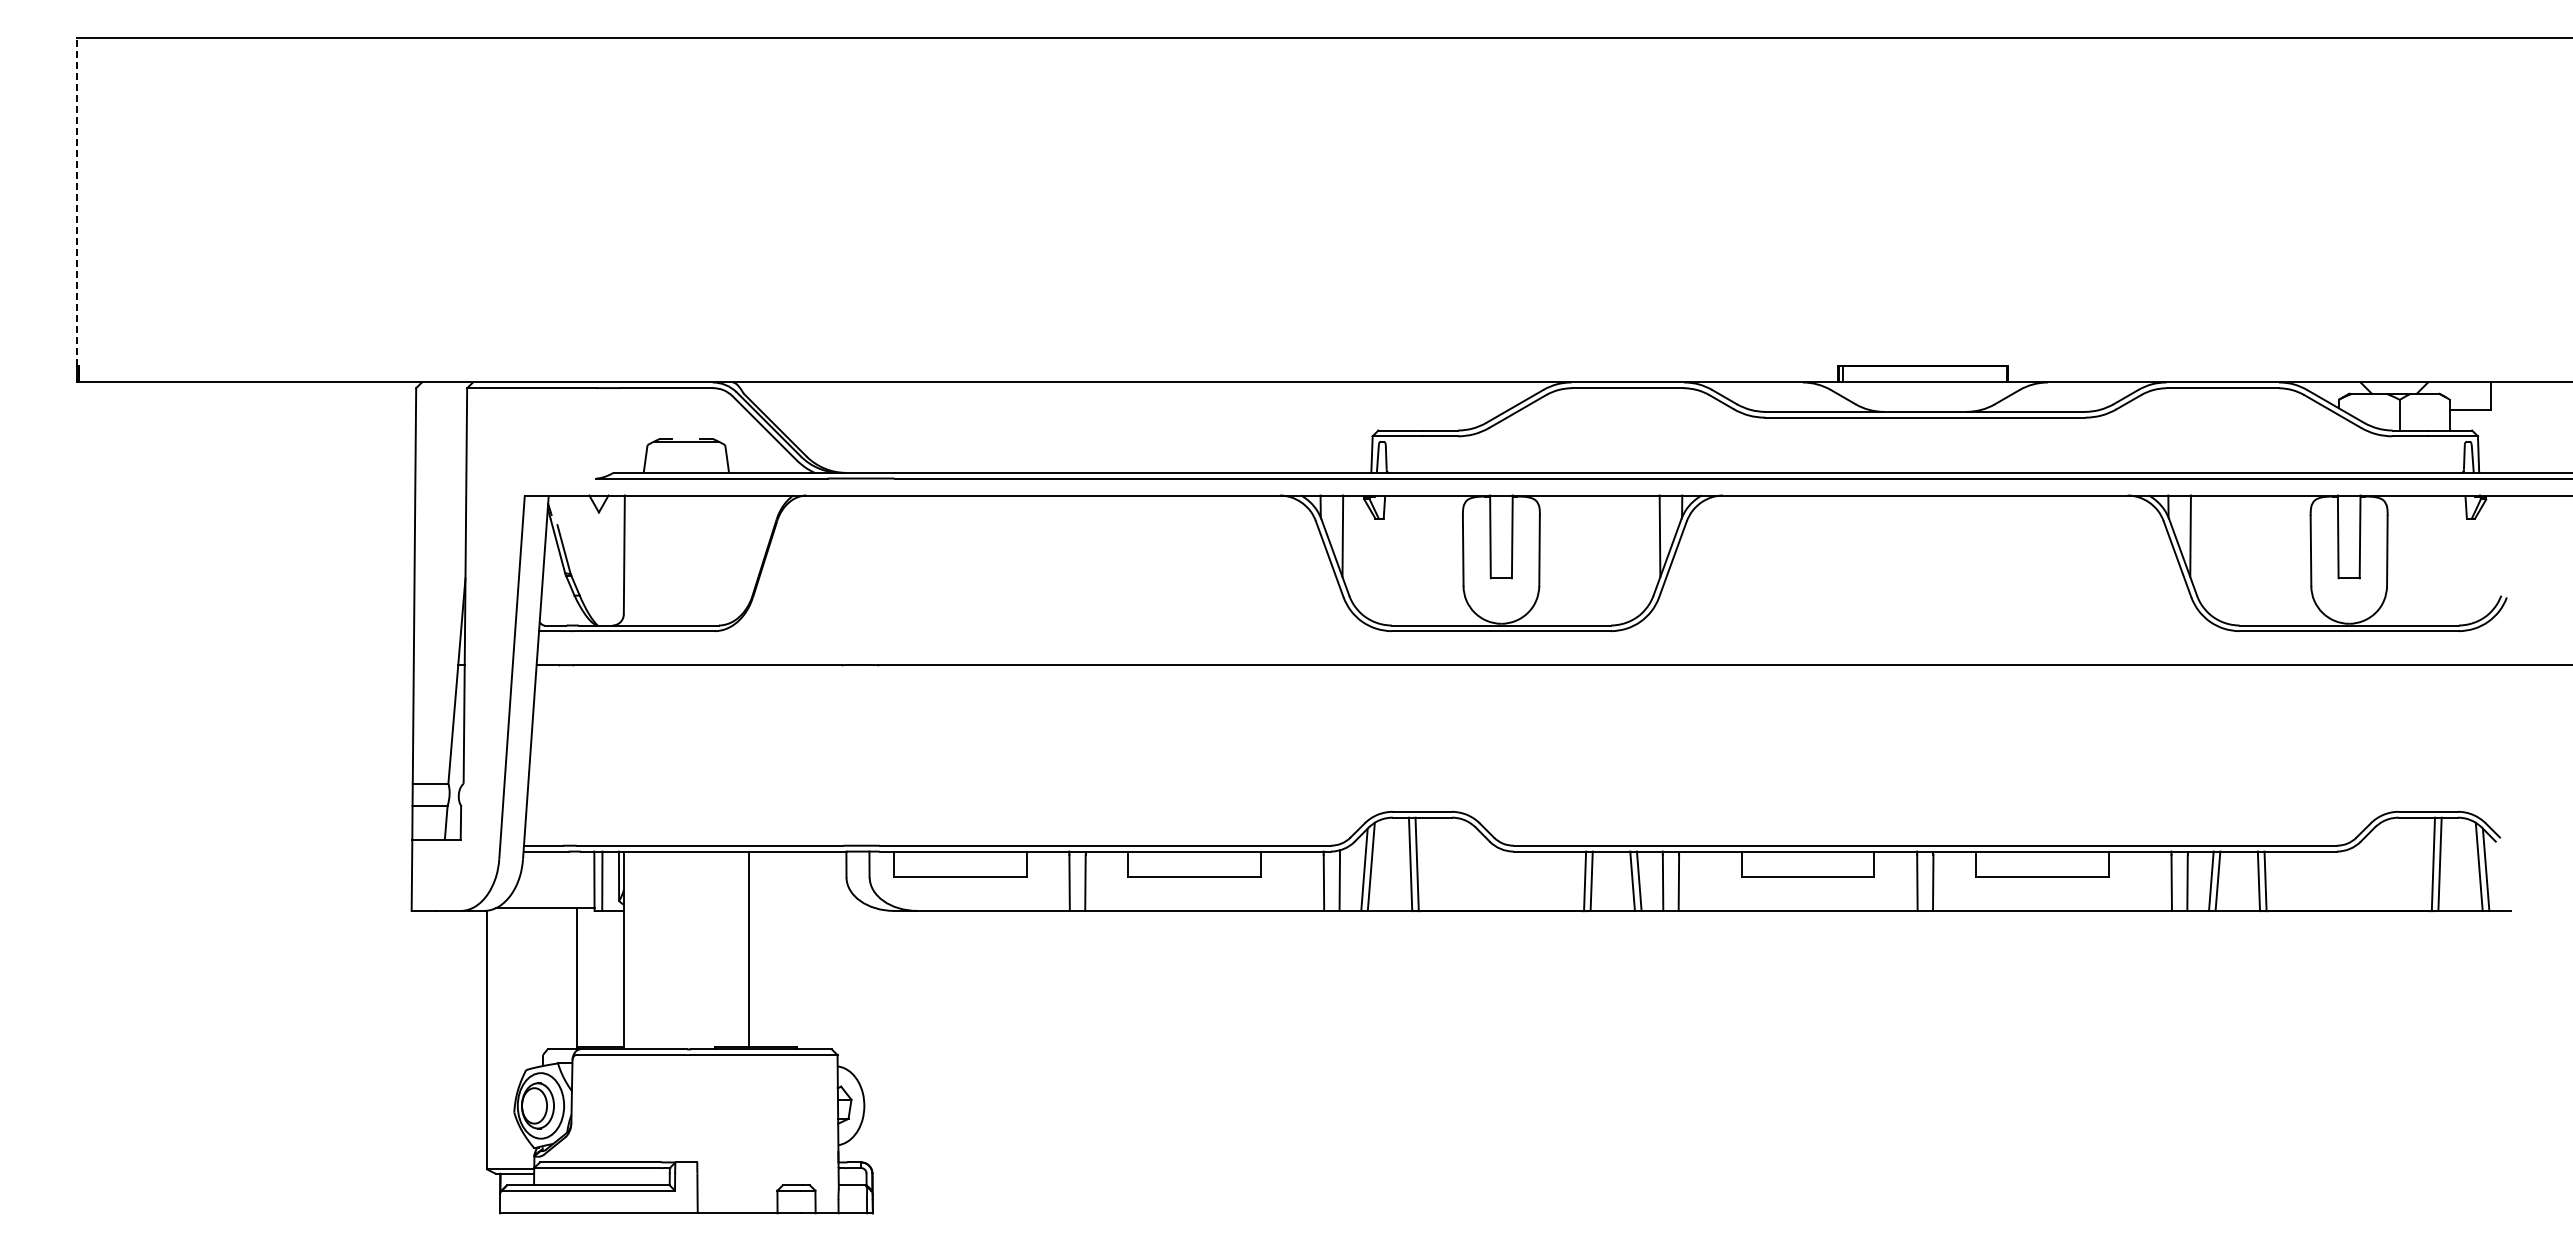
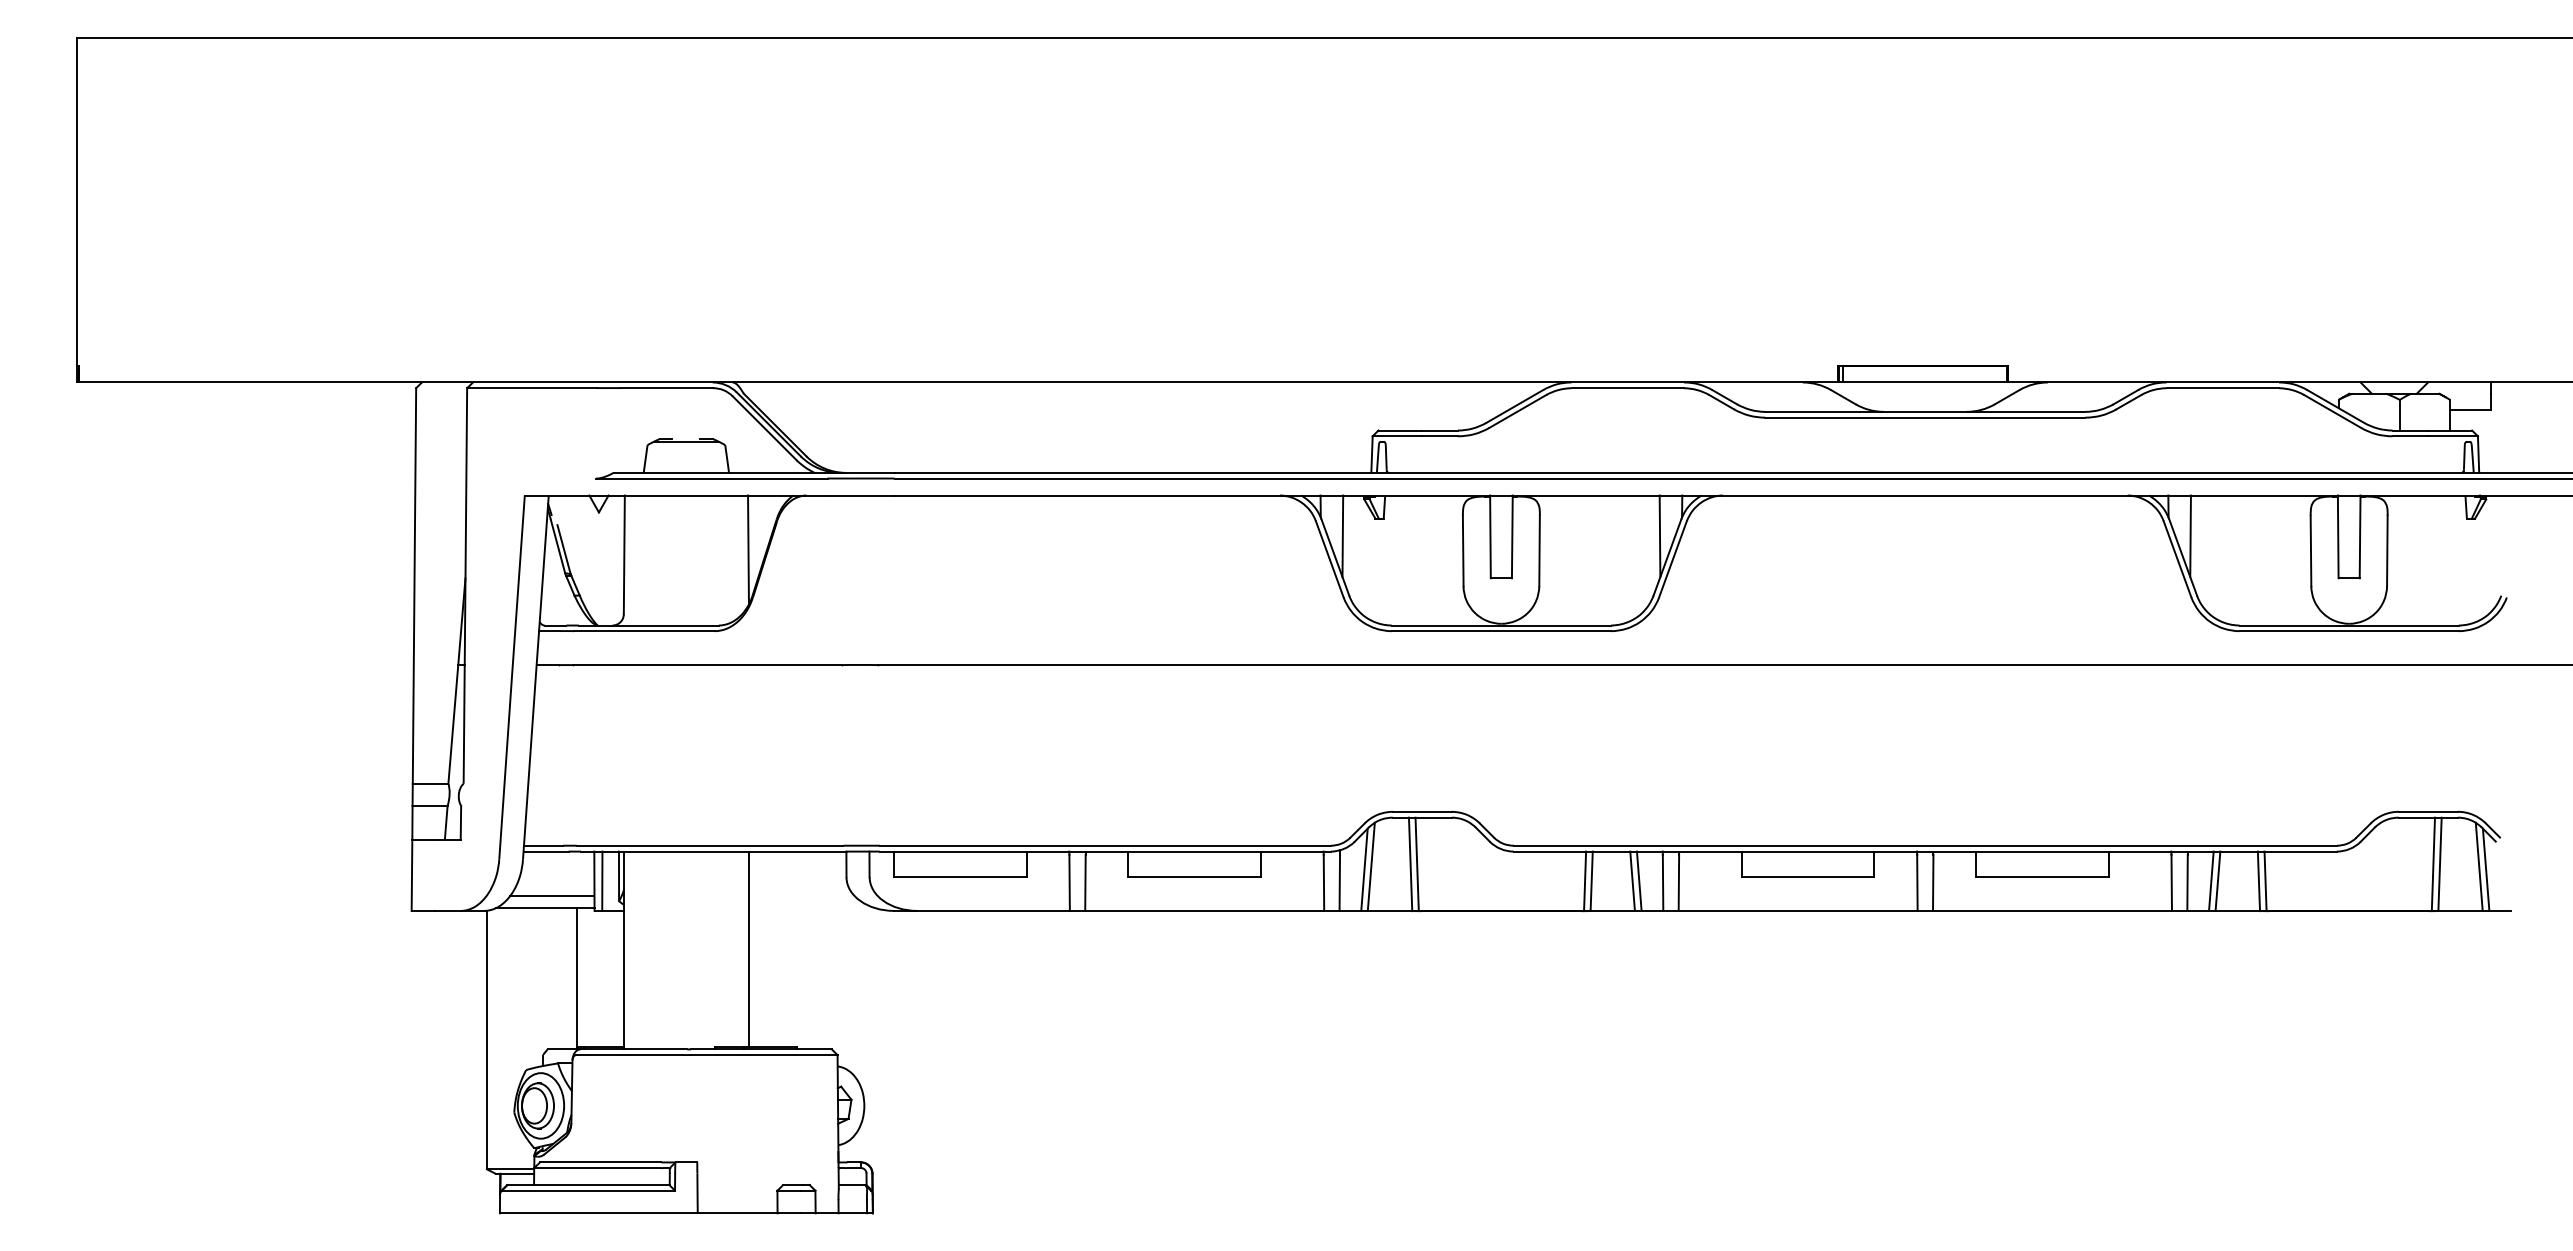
line: dashed -> solid (77, 201)
line: none -> present (748, 549)
line: none -> present (551, 896)
